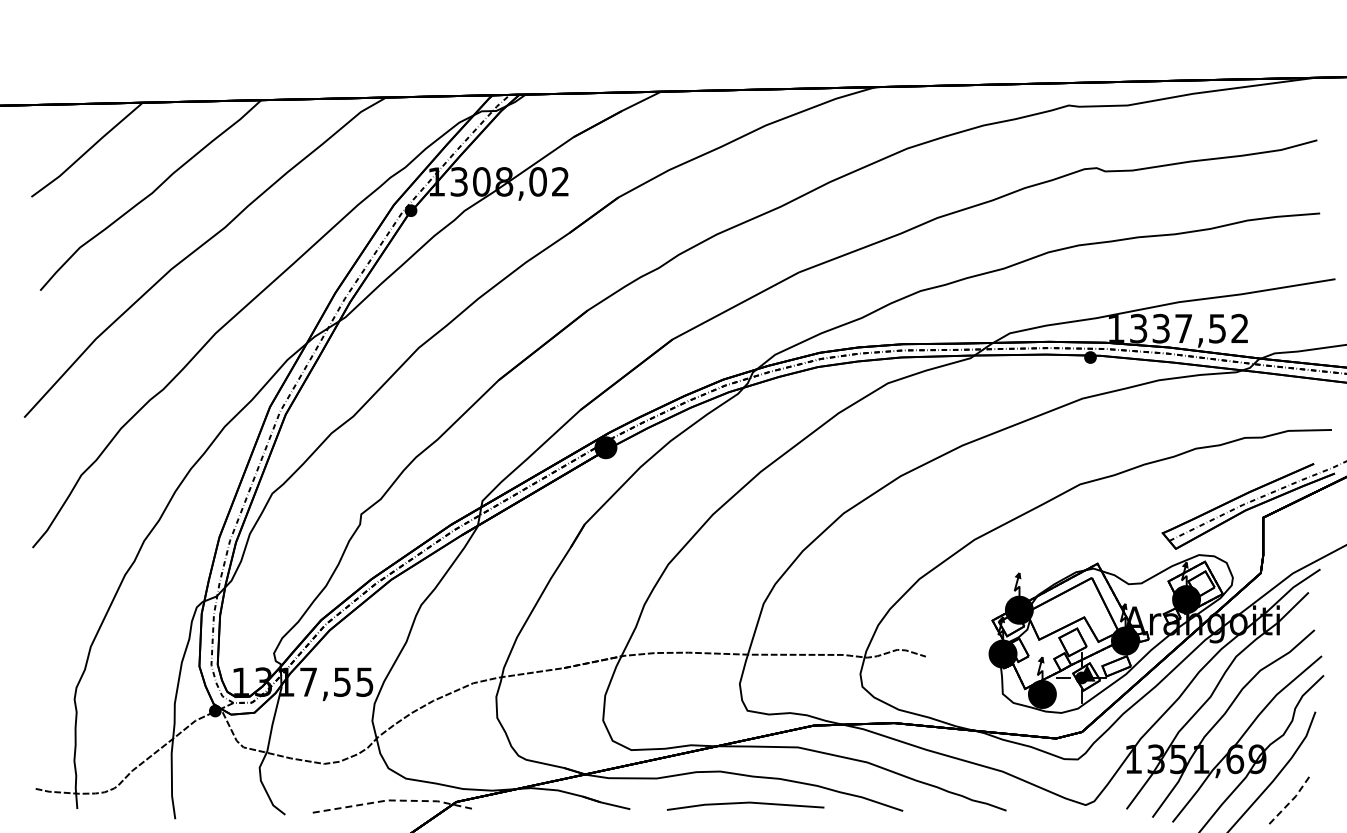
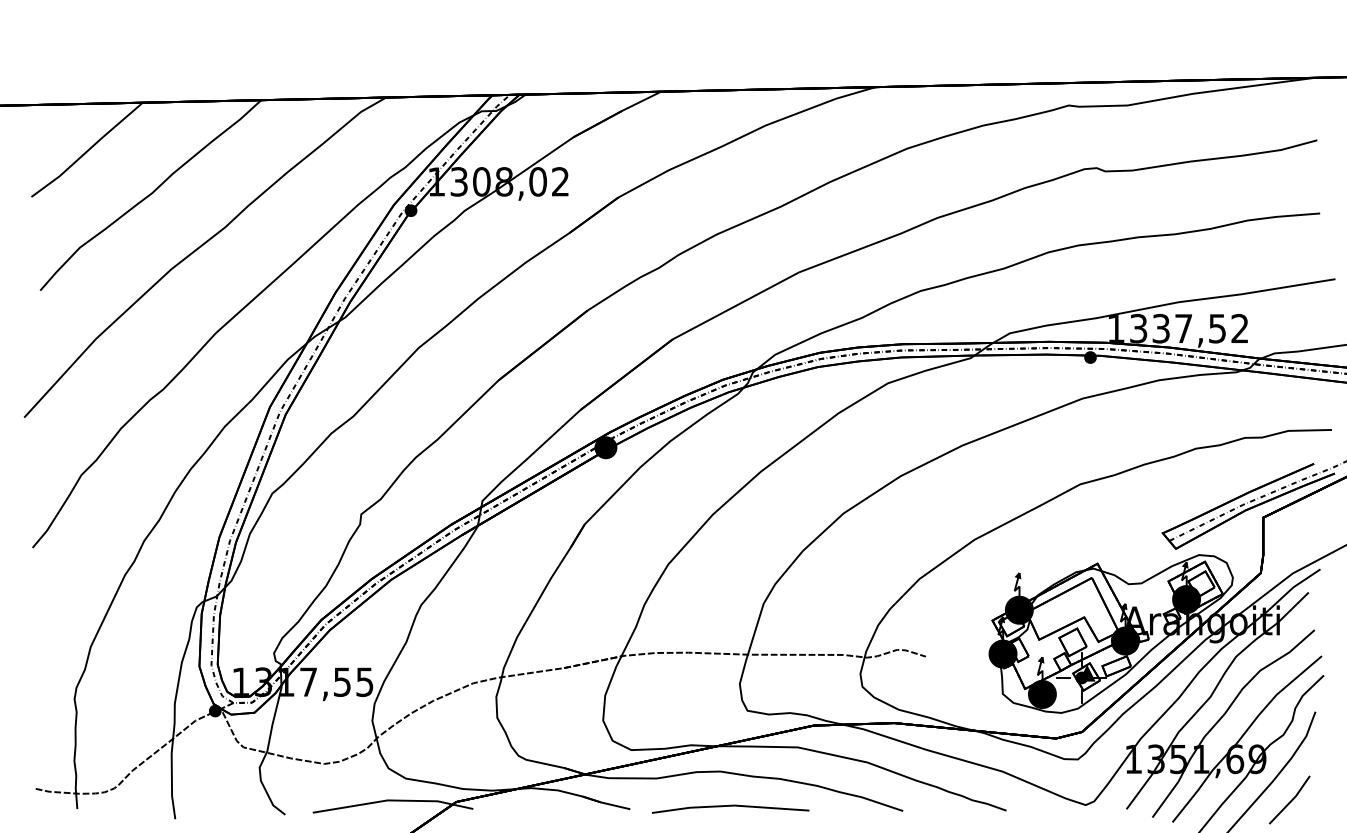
line: dashed -> solid (393, 800)
line: dashed -> solid (1291, 800)
line position: (745, 803) -> (730, 806) (730, 806)
